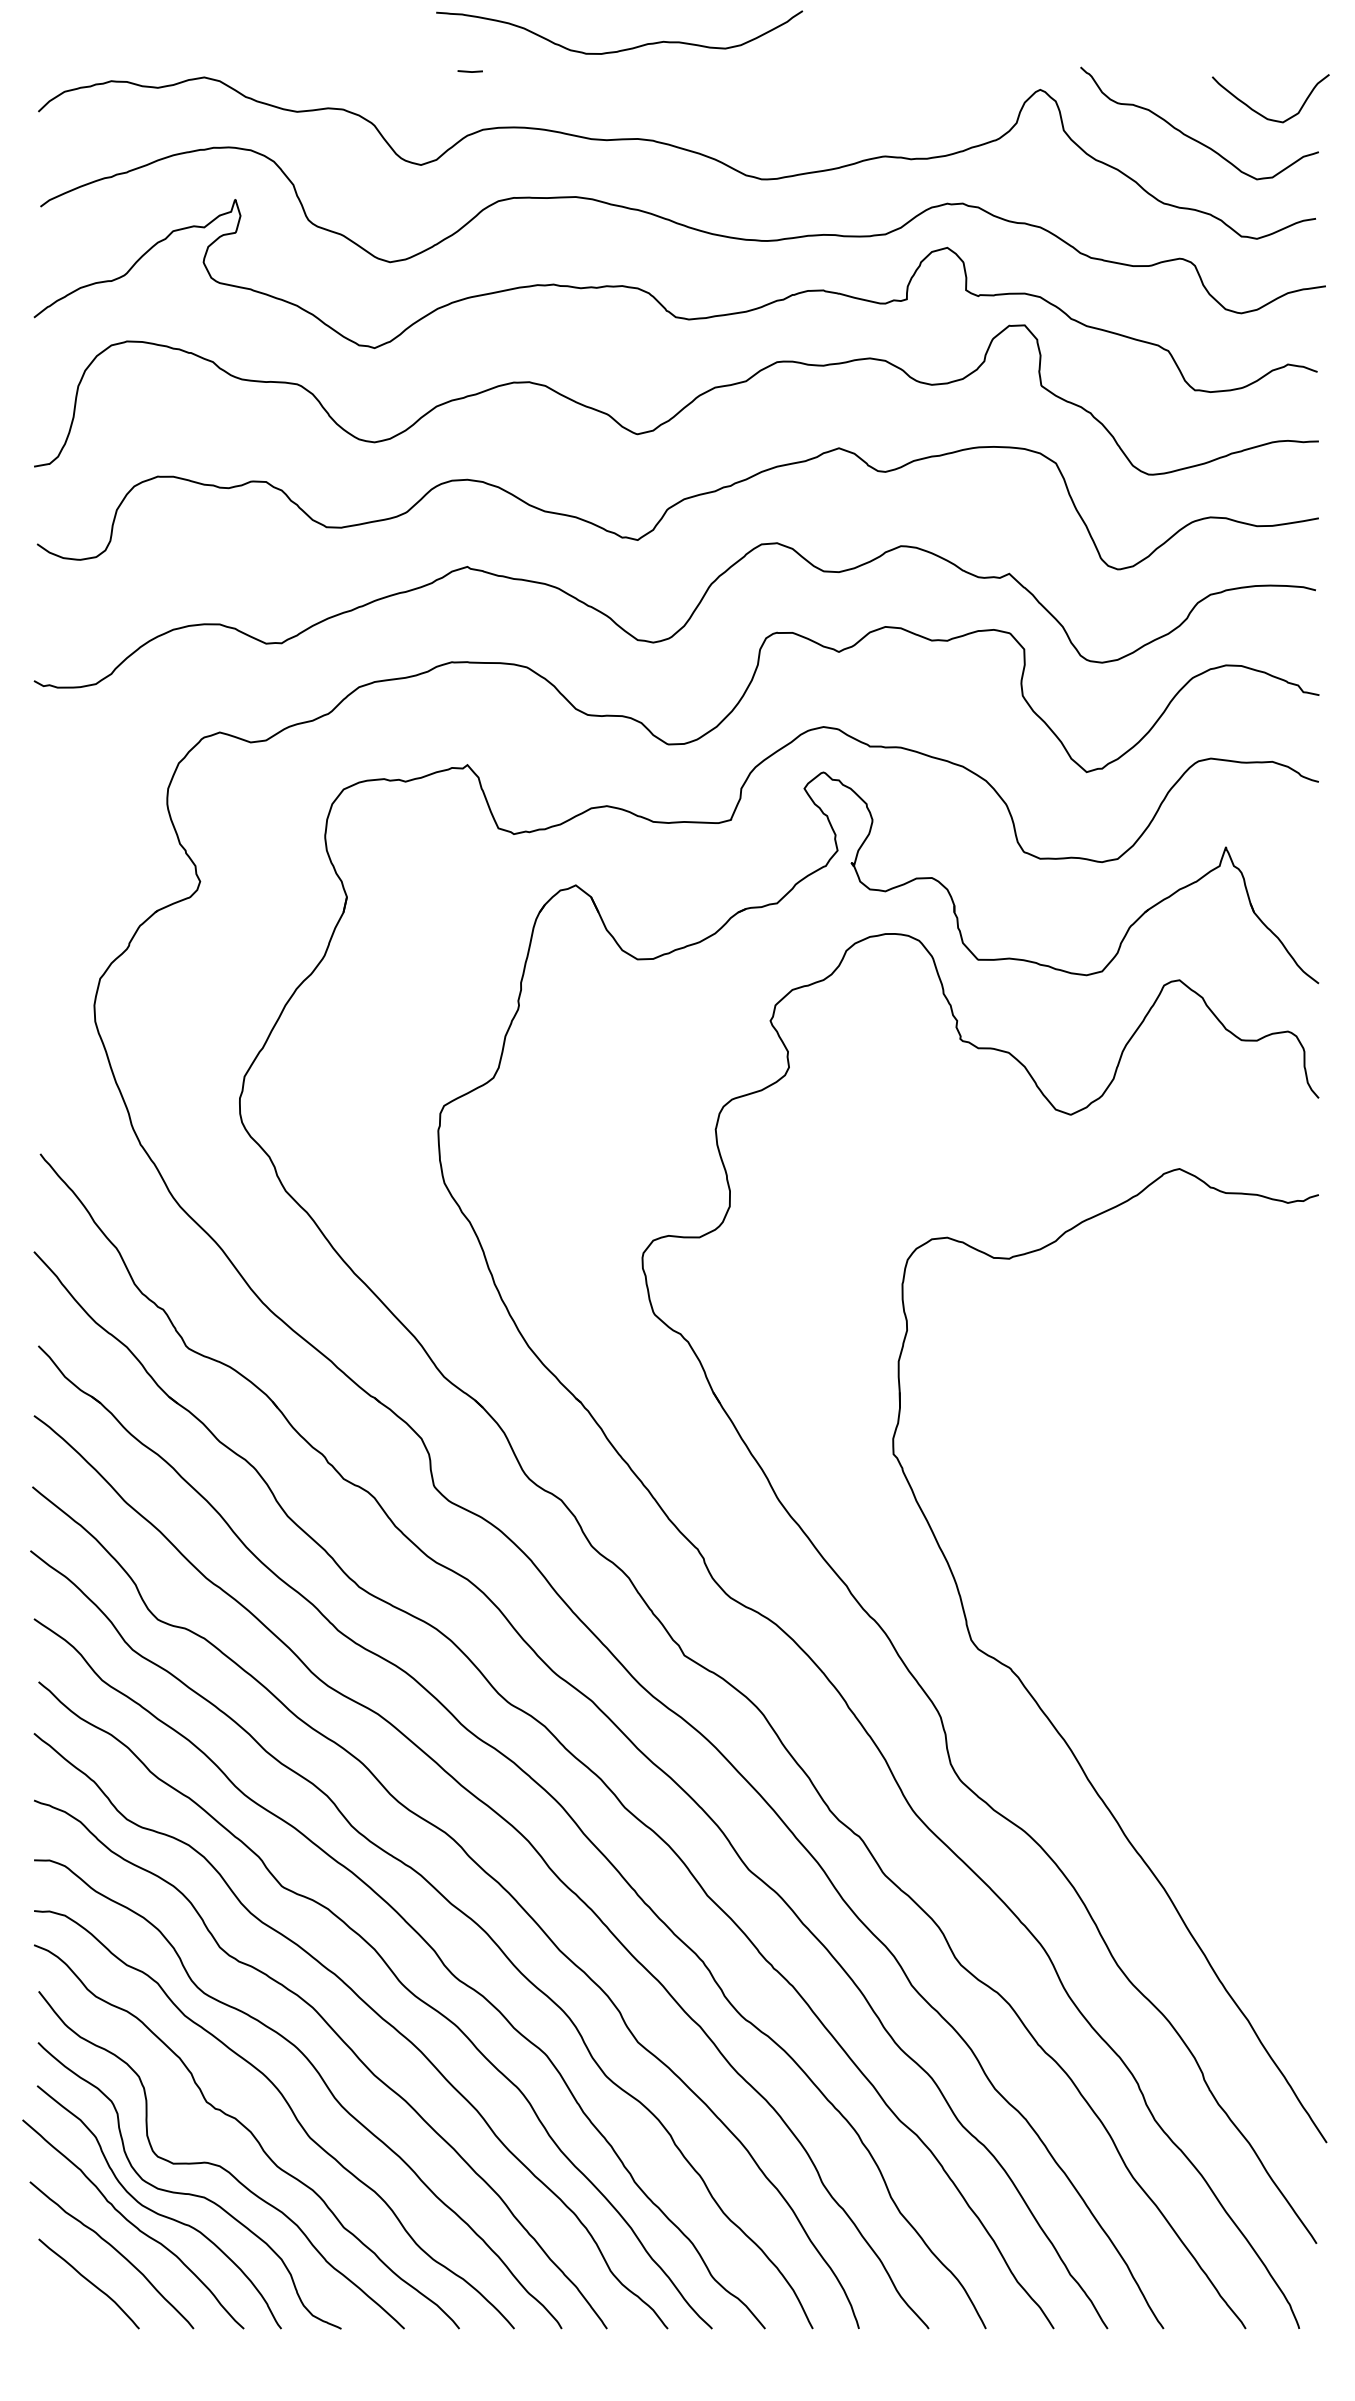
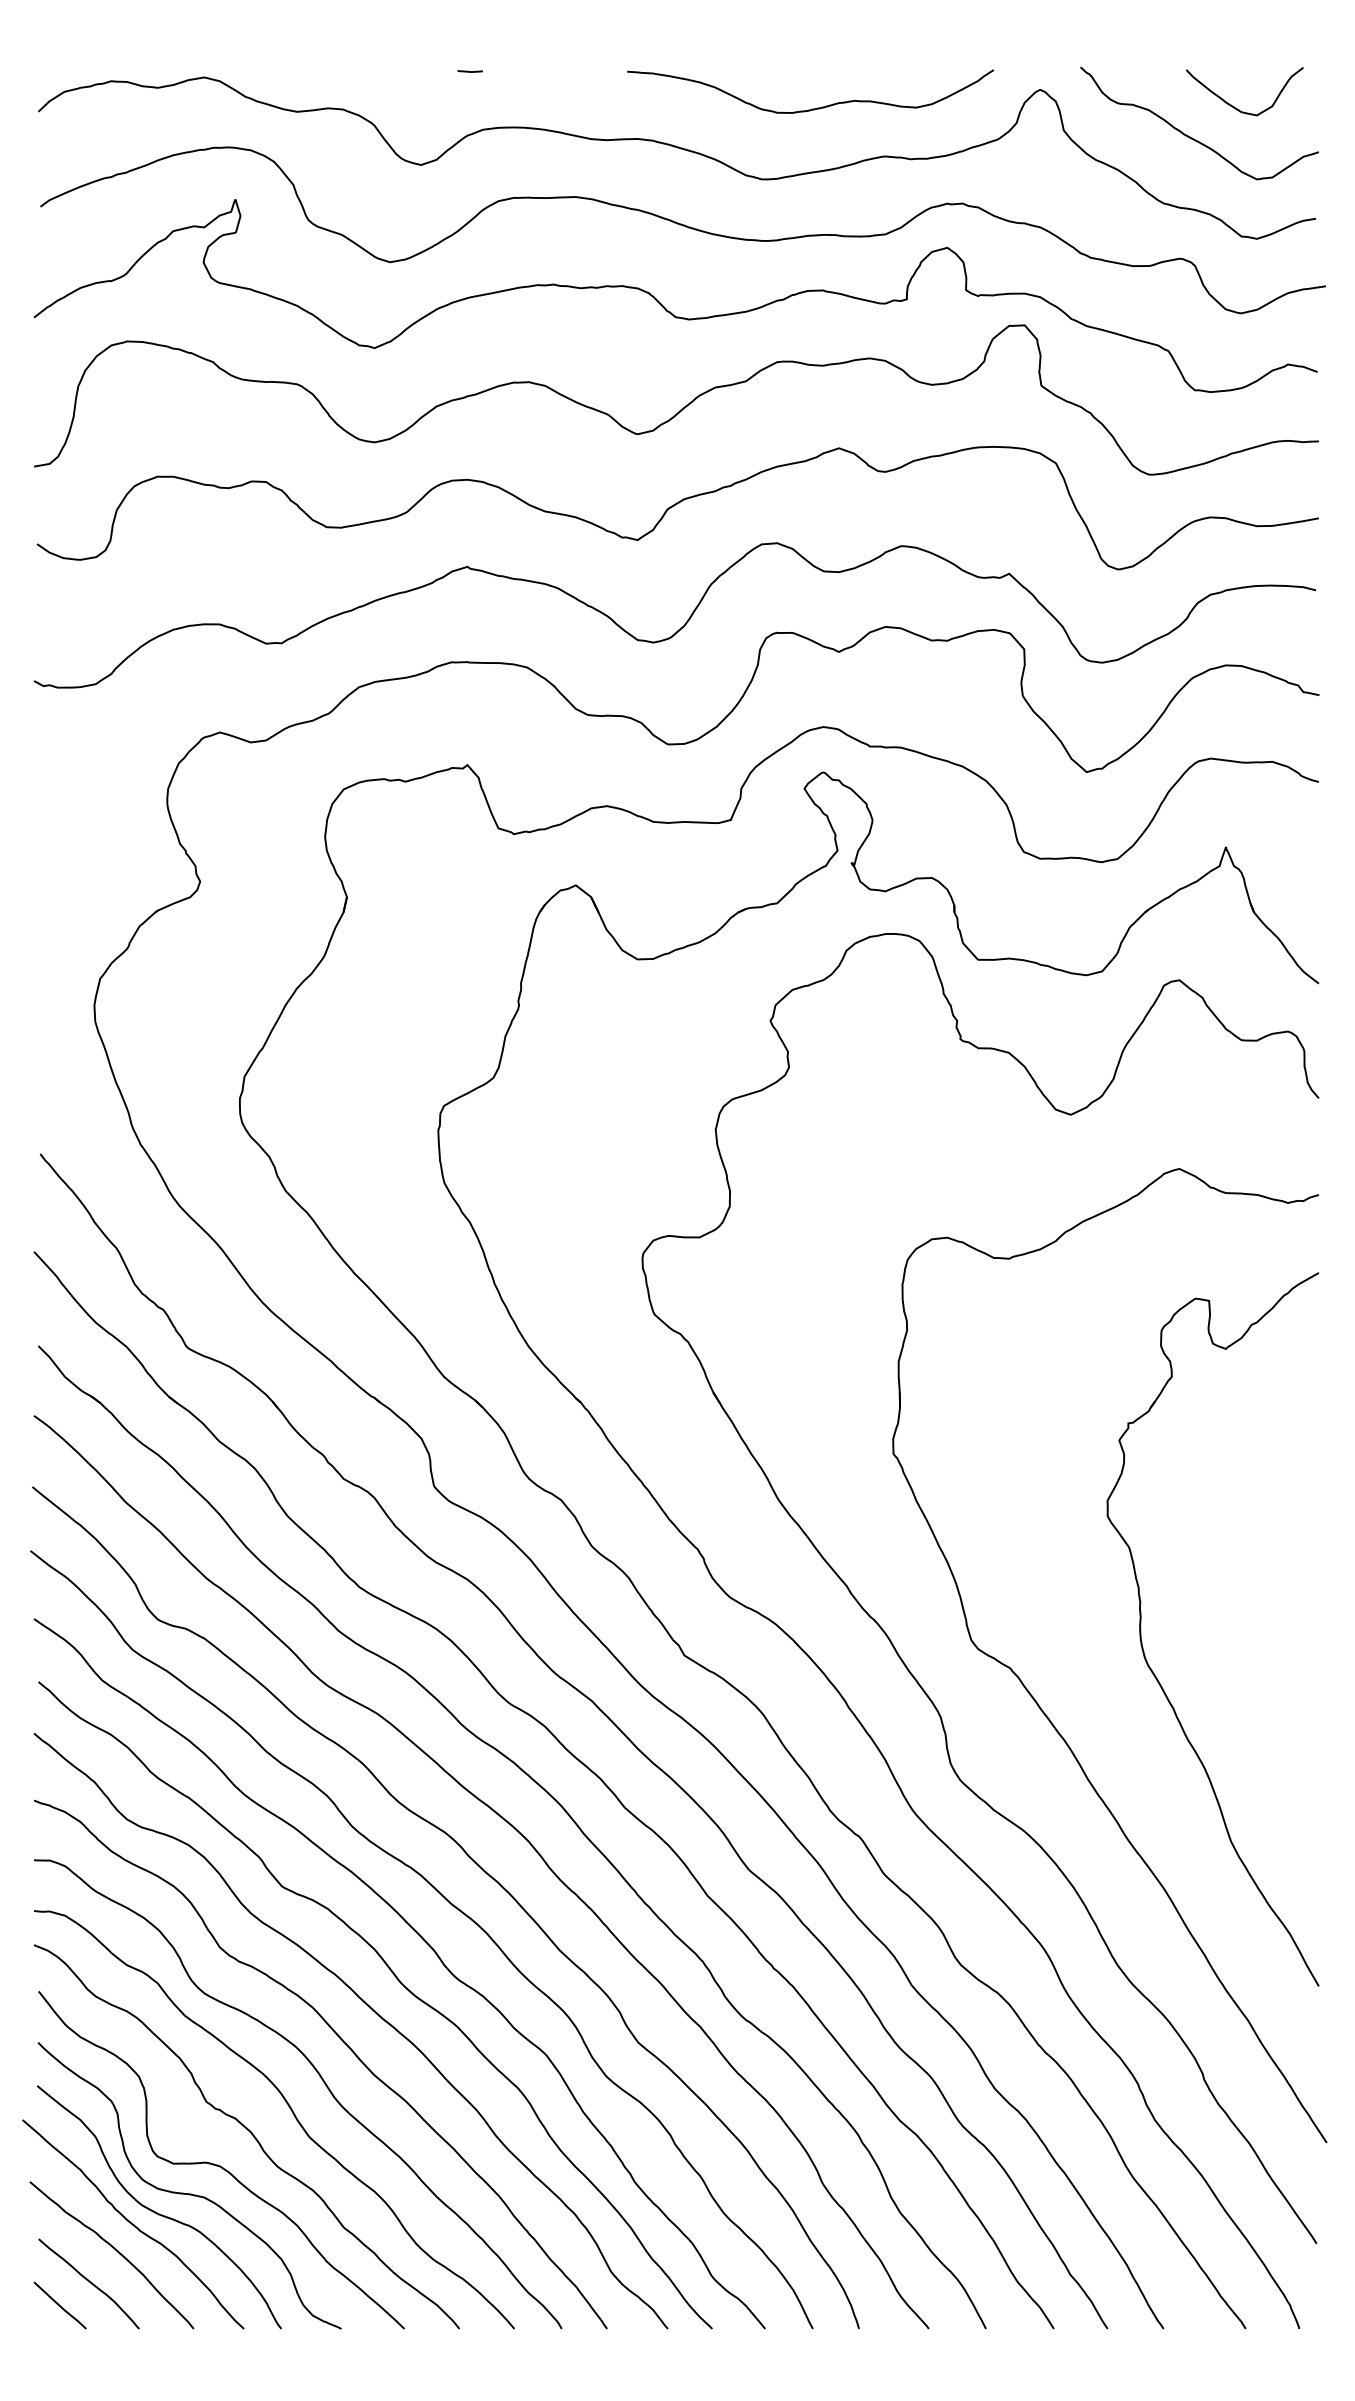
curve position: (621, 49) -> (812, 108) (812, 108)
curve position: (1262, 114) -> (1236, 107) (1236, 107)
part: none -> present (1141, 1629)
line: none -> present (59, 2305)
